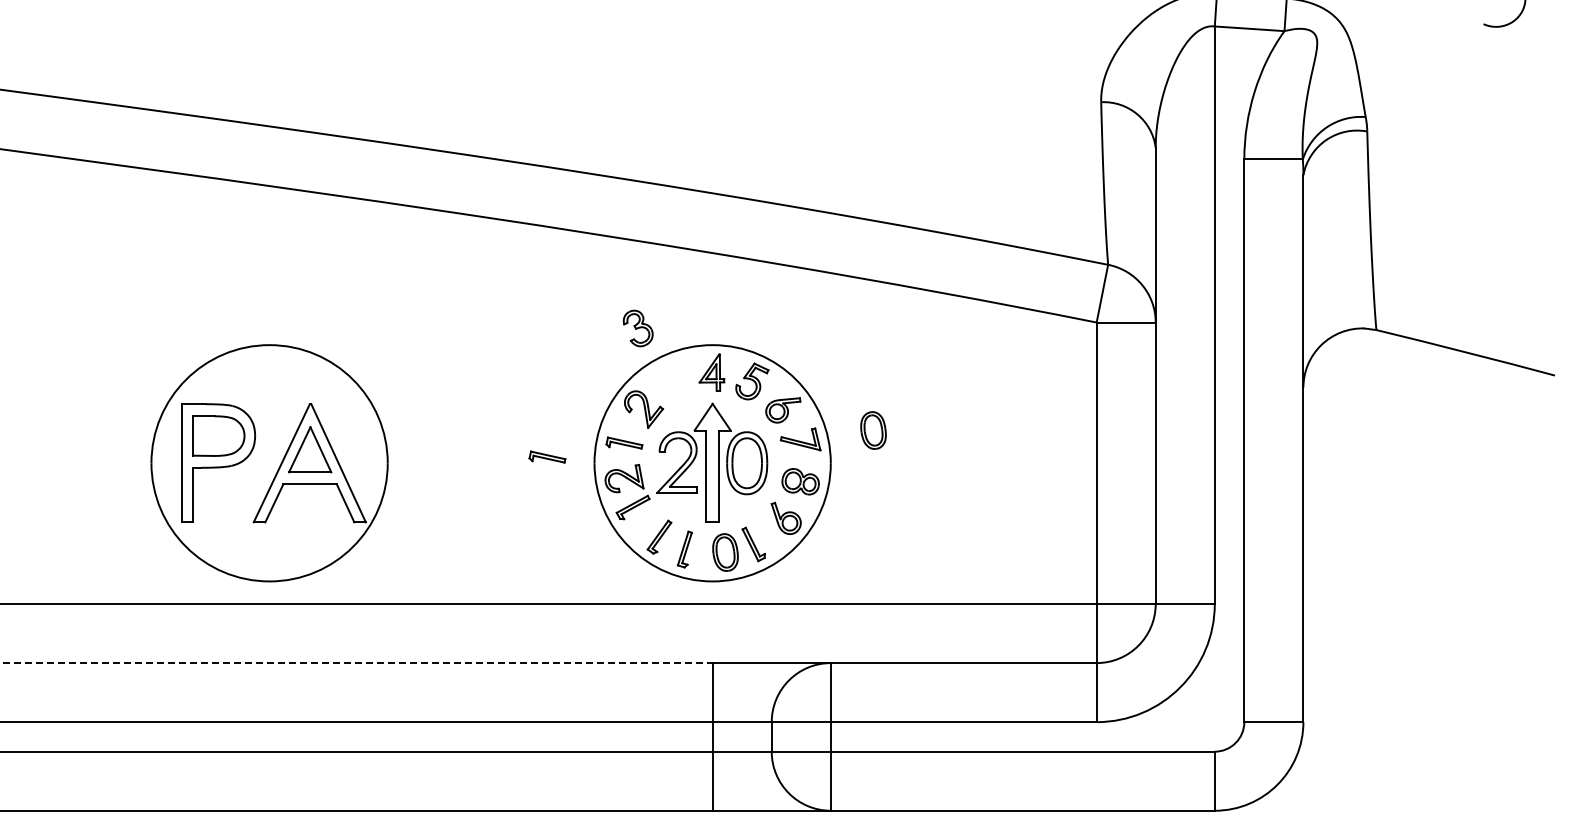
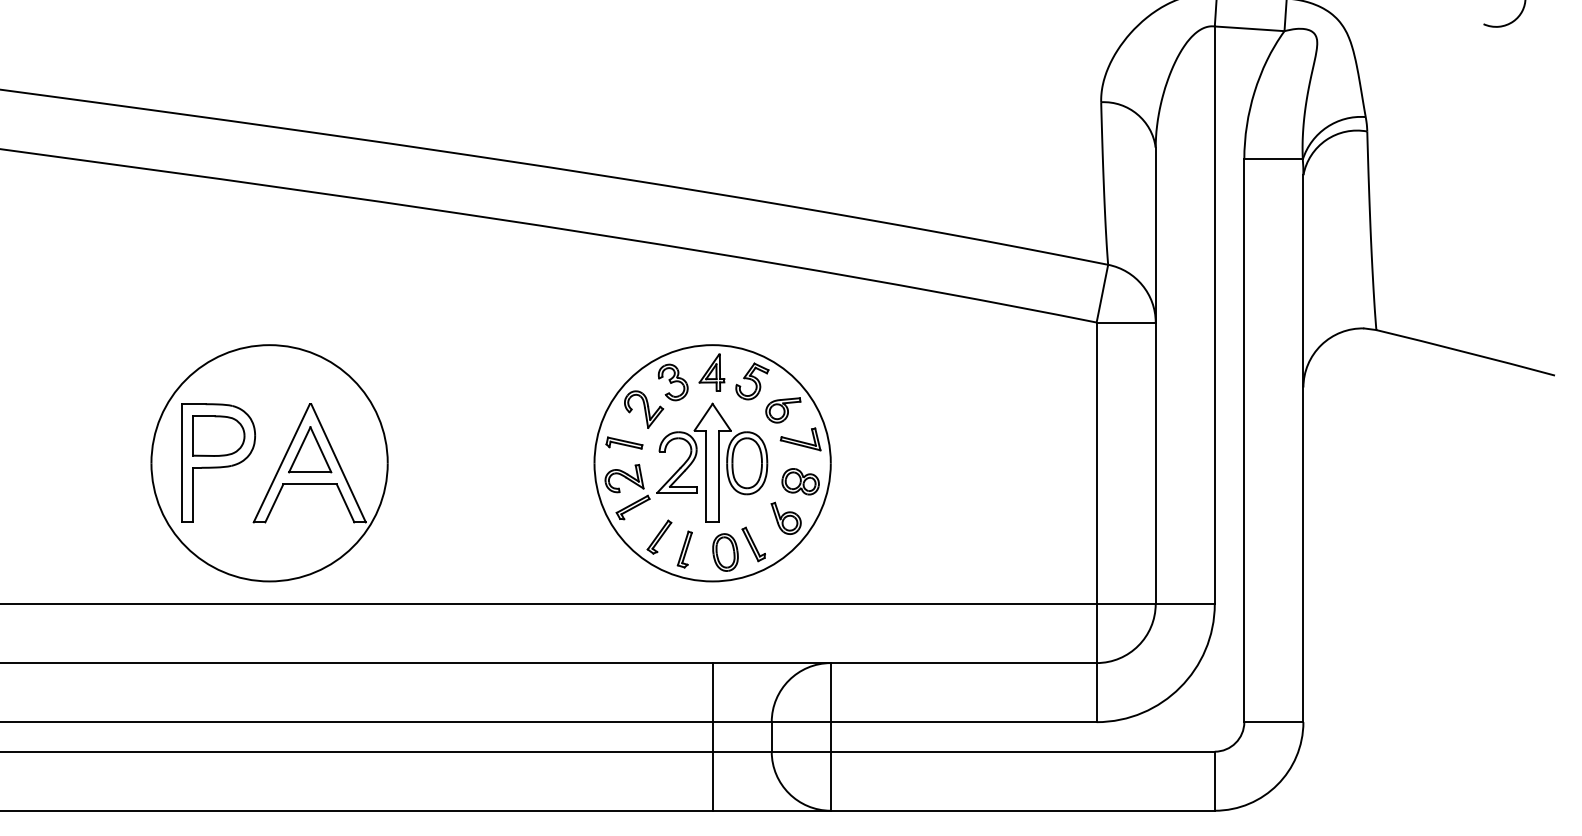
part position: (637, 328) -> (672, 382) (672, 382)
part: present -> none (873, 430)
part: present -> none (547, 456)
line: dashed -> solid (357, 663)
